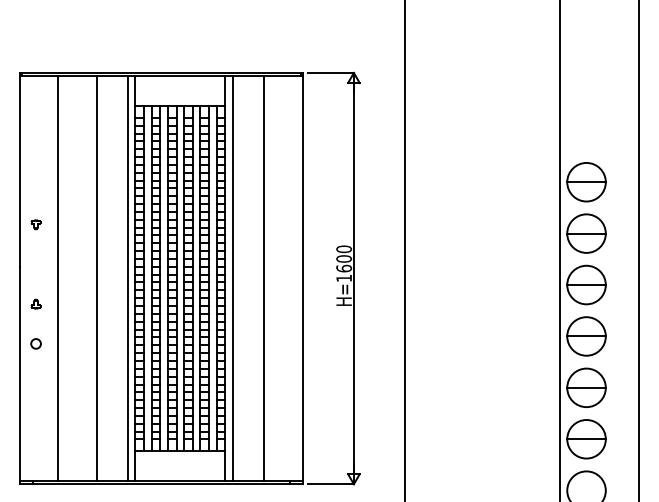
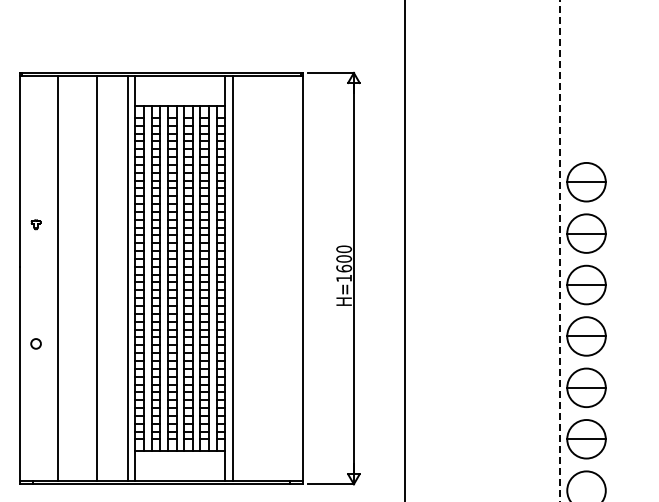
line: present -> none (639, 250)
line: solid -> dashed (559, 251)
line: present -> none (263, 278)
part: present -> none (35, 303)
